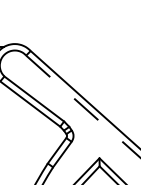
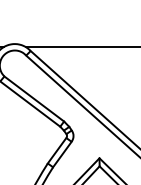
line: none -> present (81, 47)
line: dashed -> solid (83, 106)
